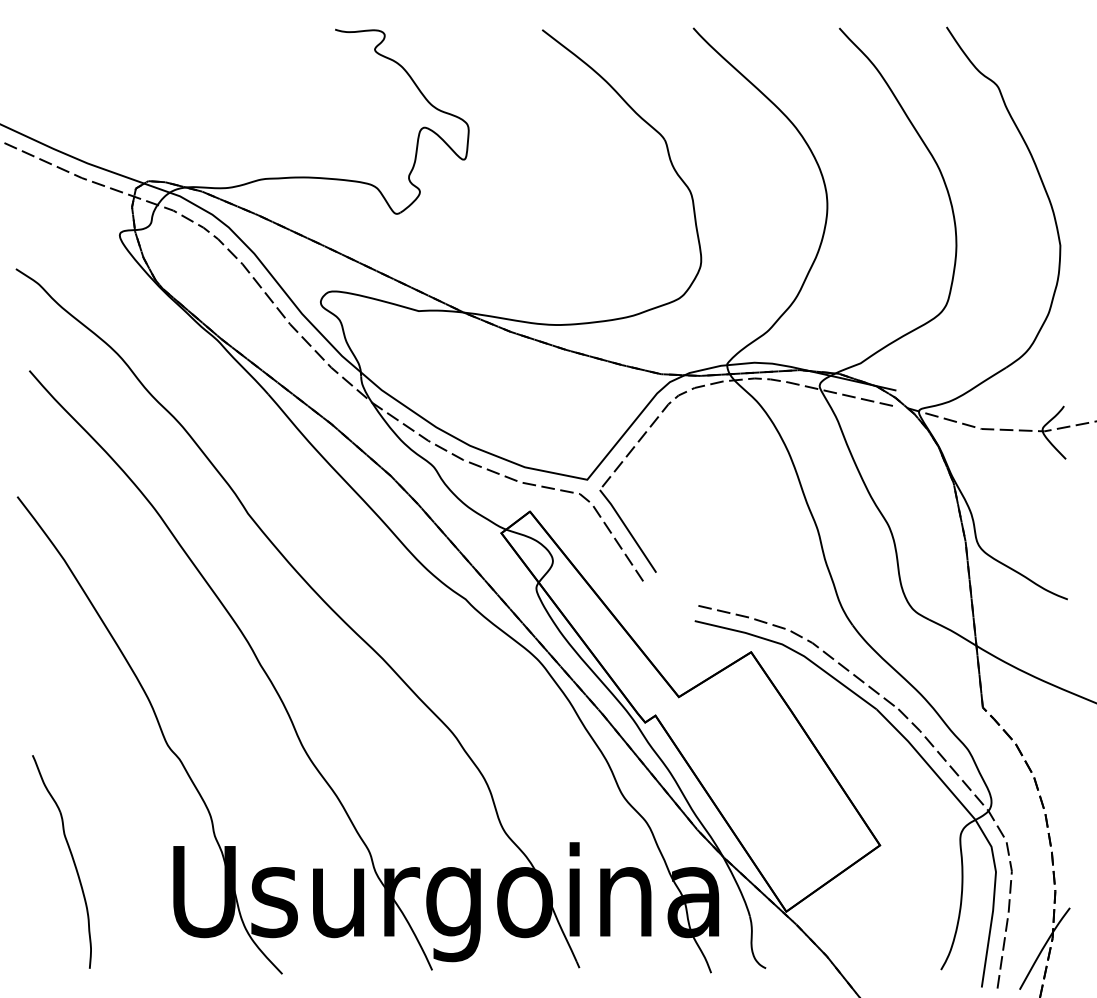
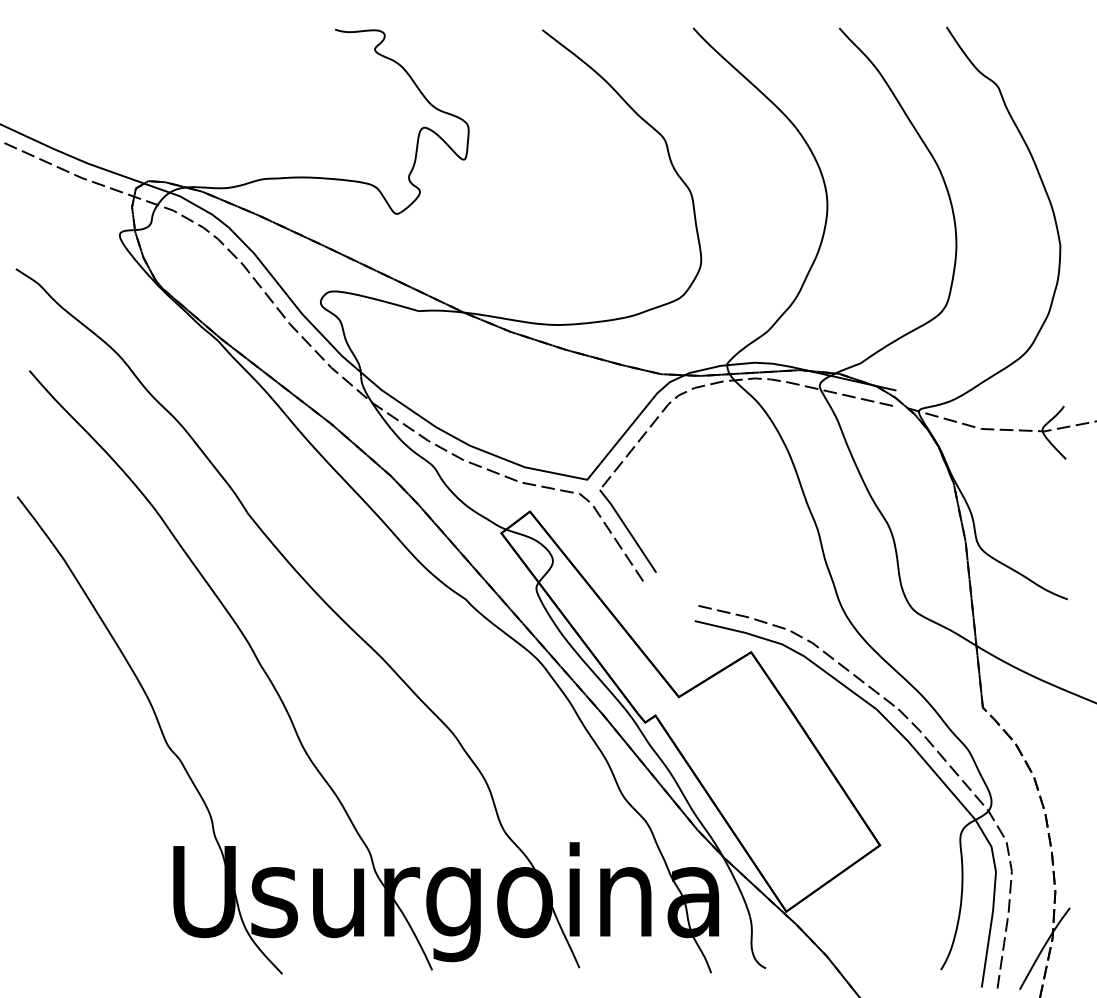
part: present -> none (71, 857)
